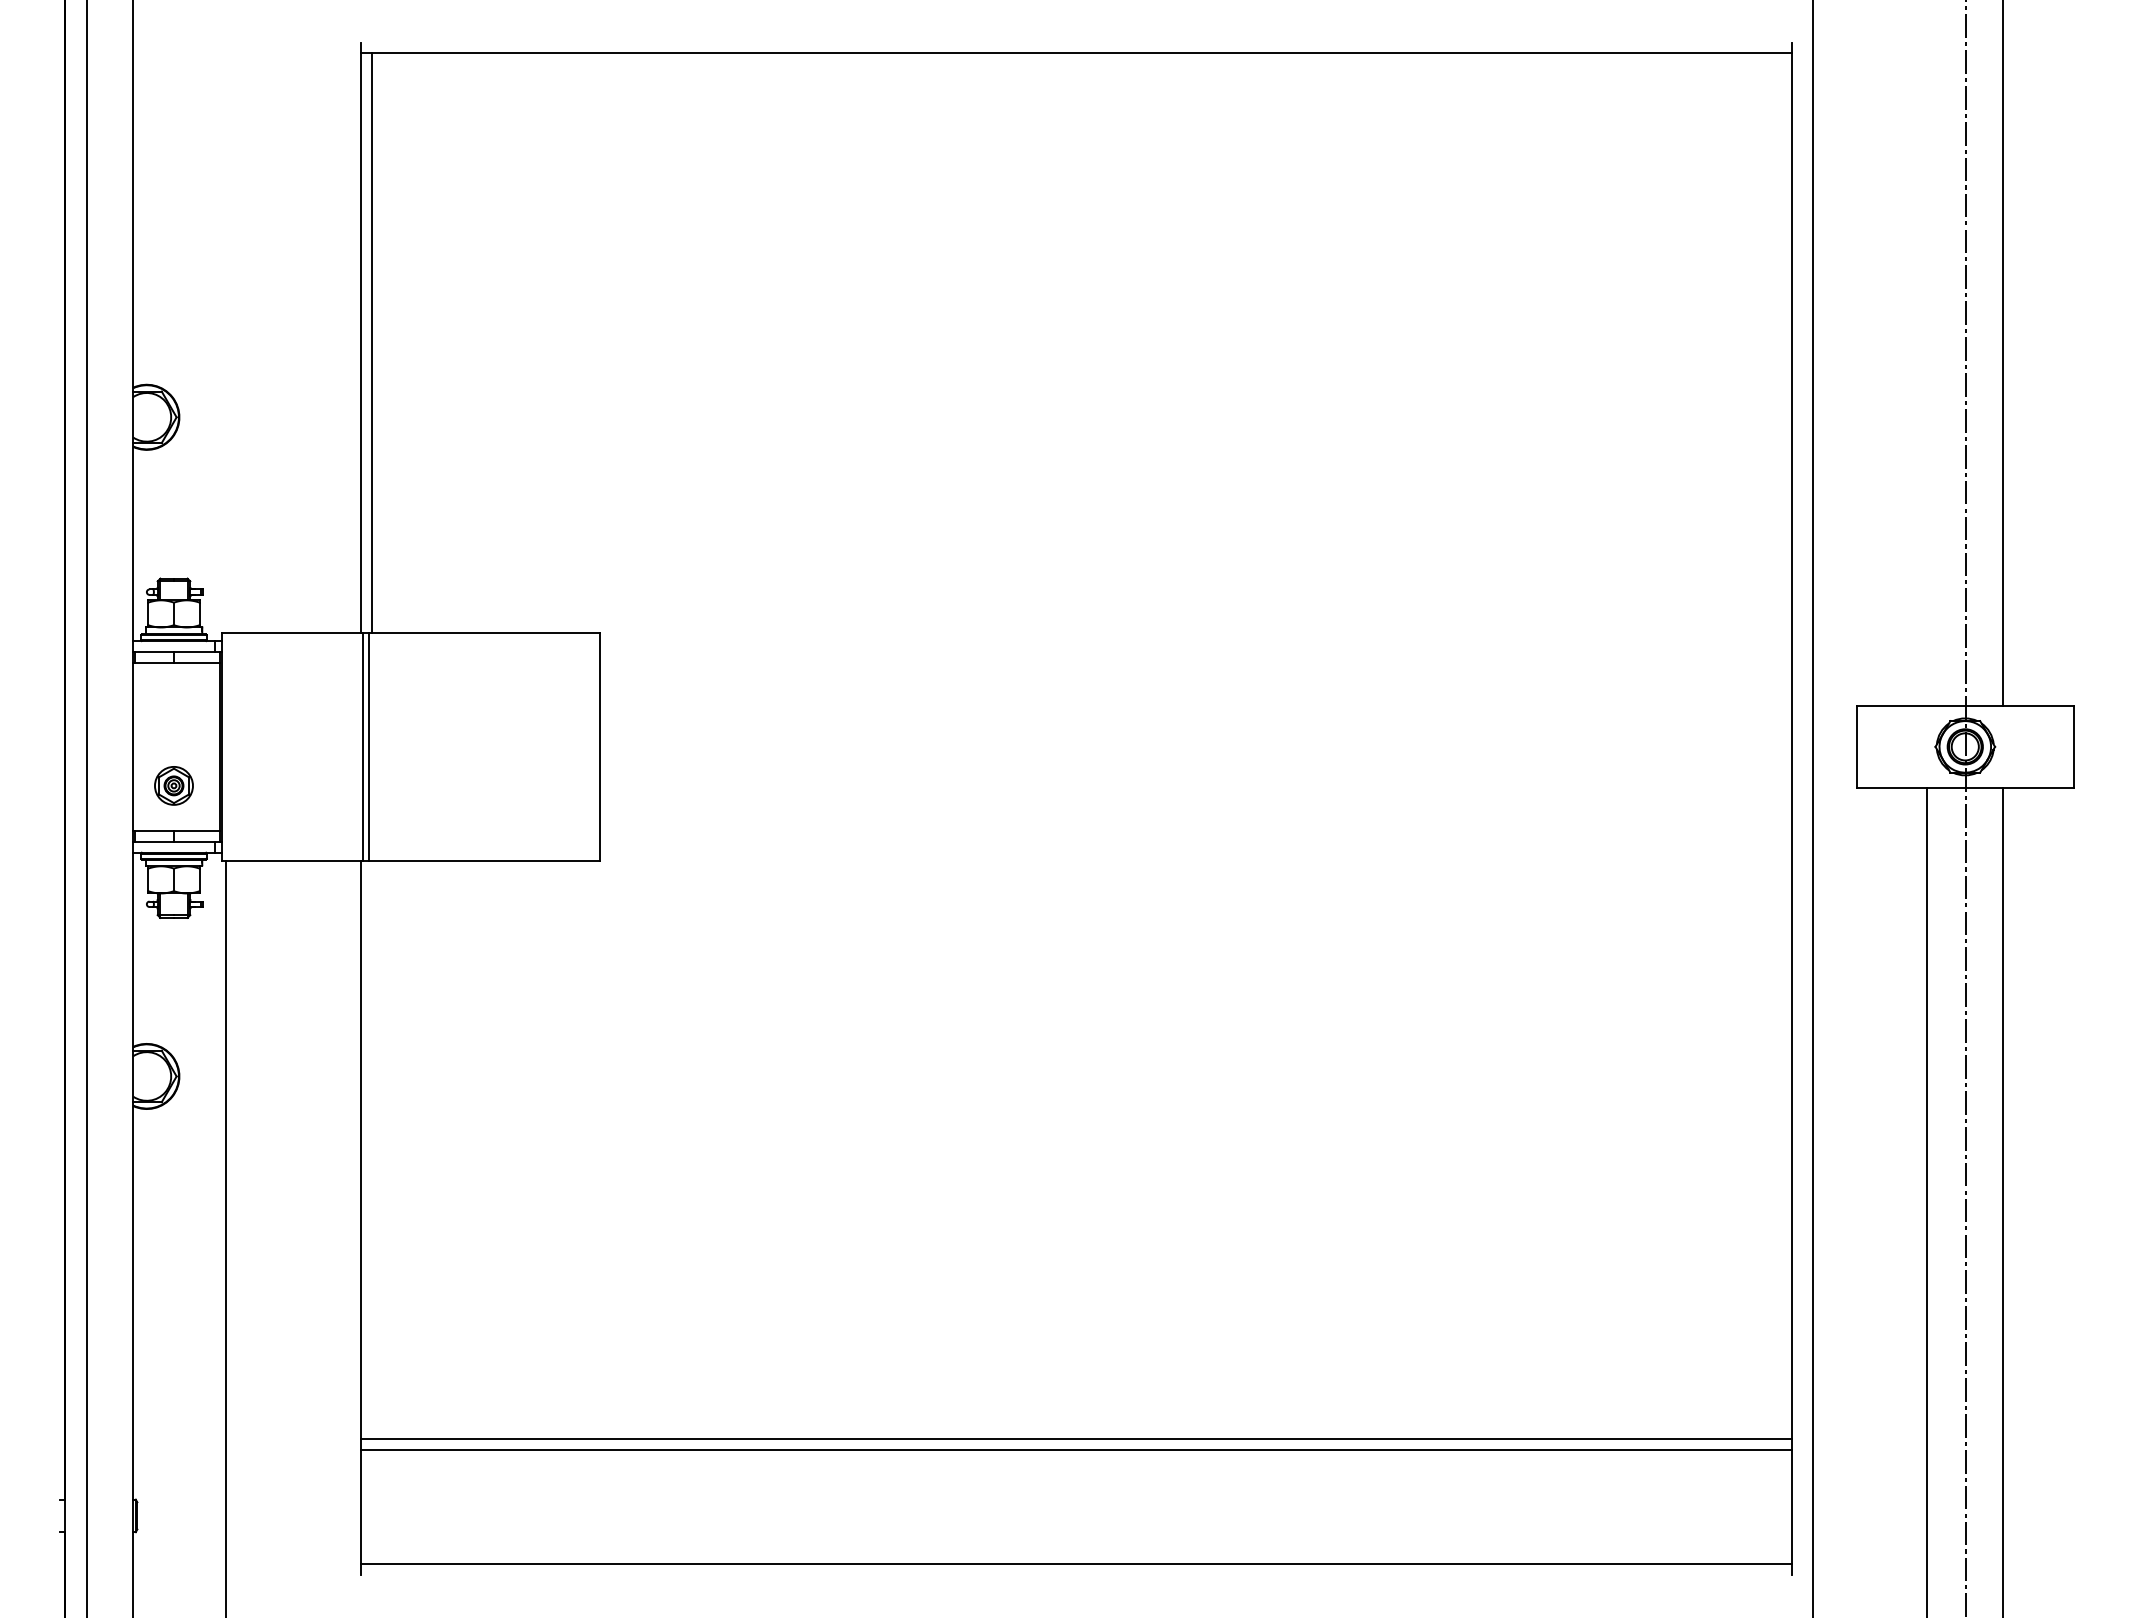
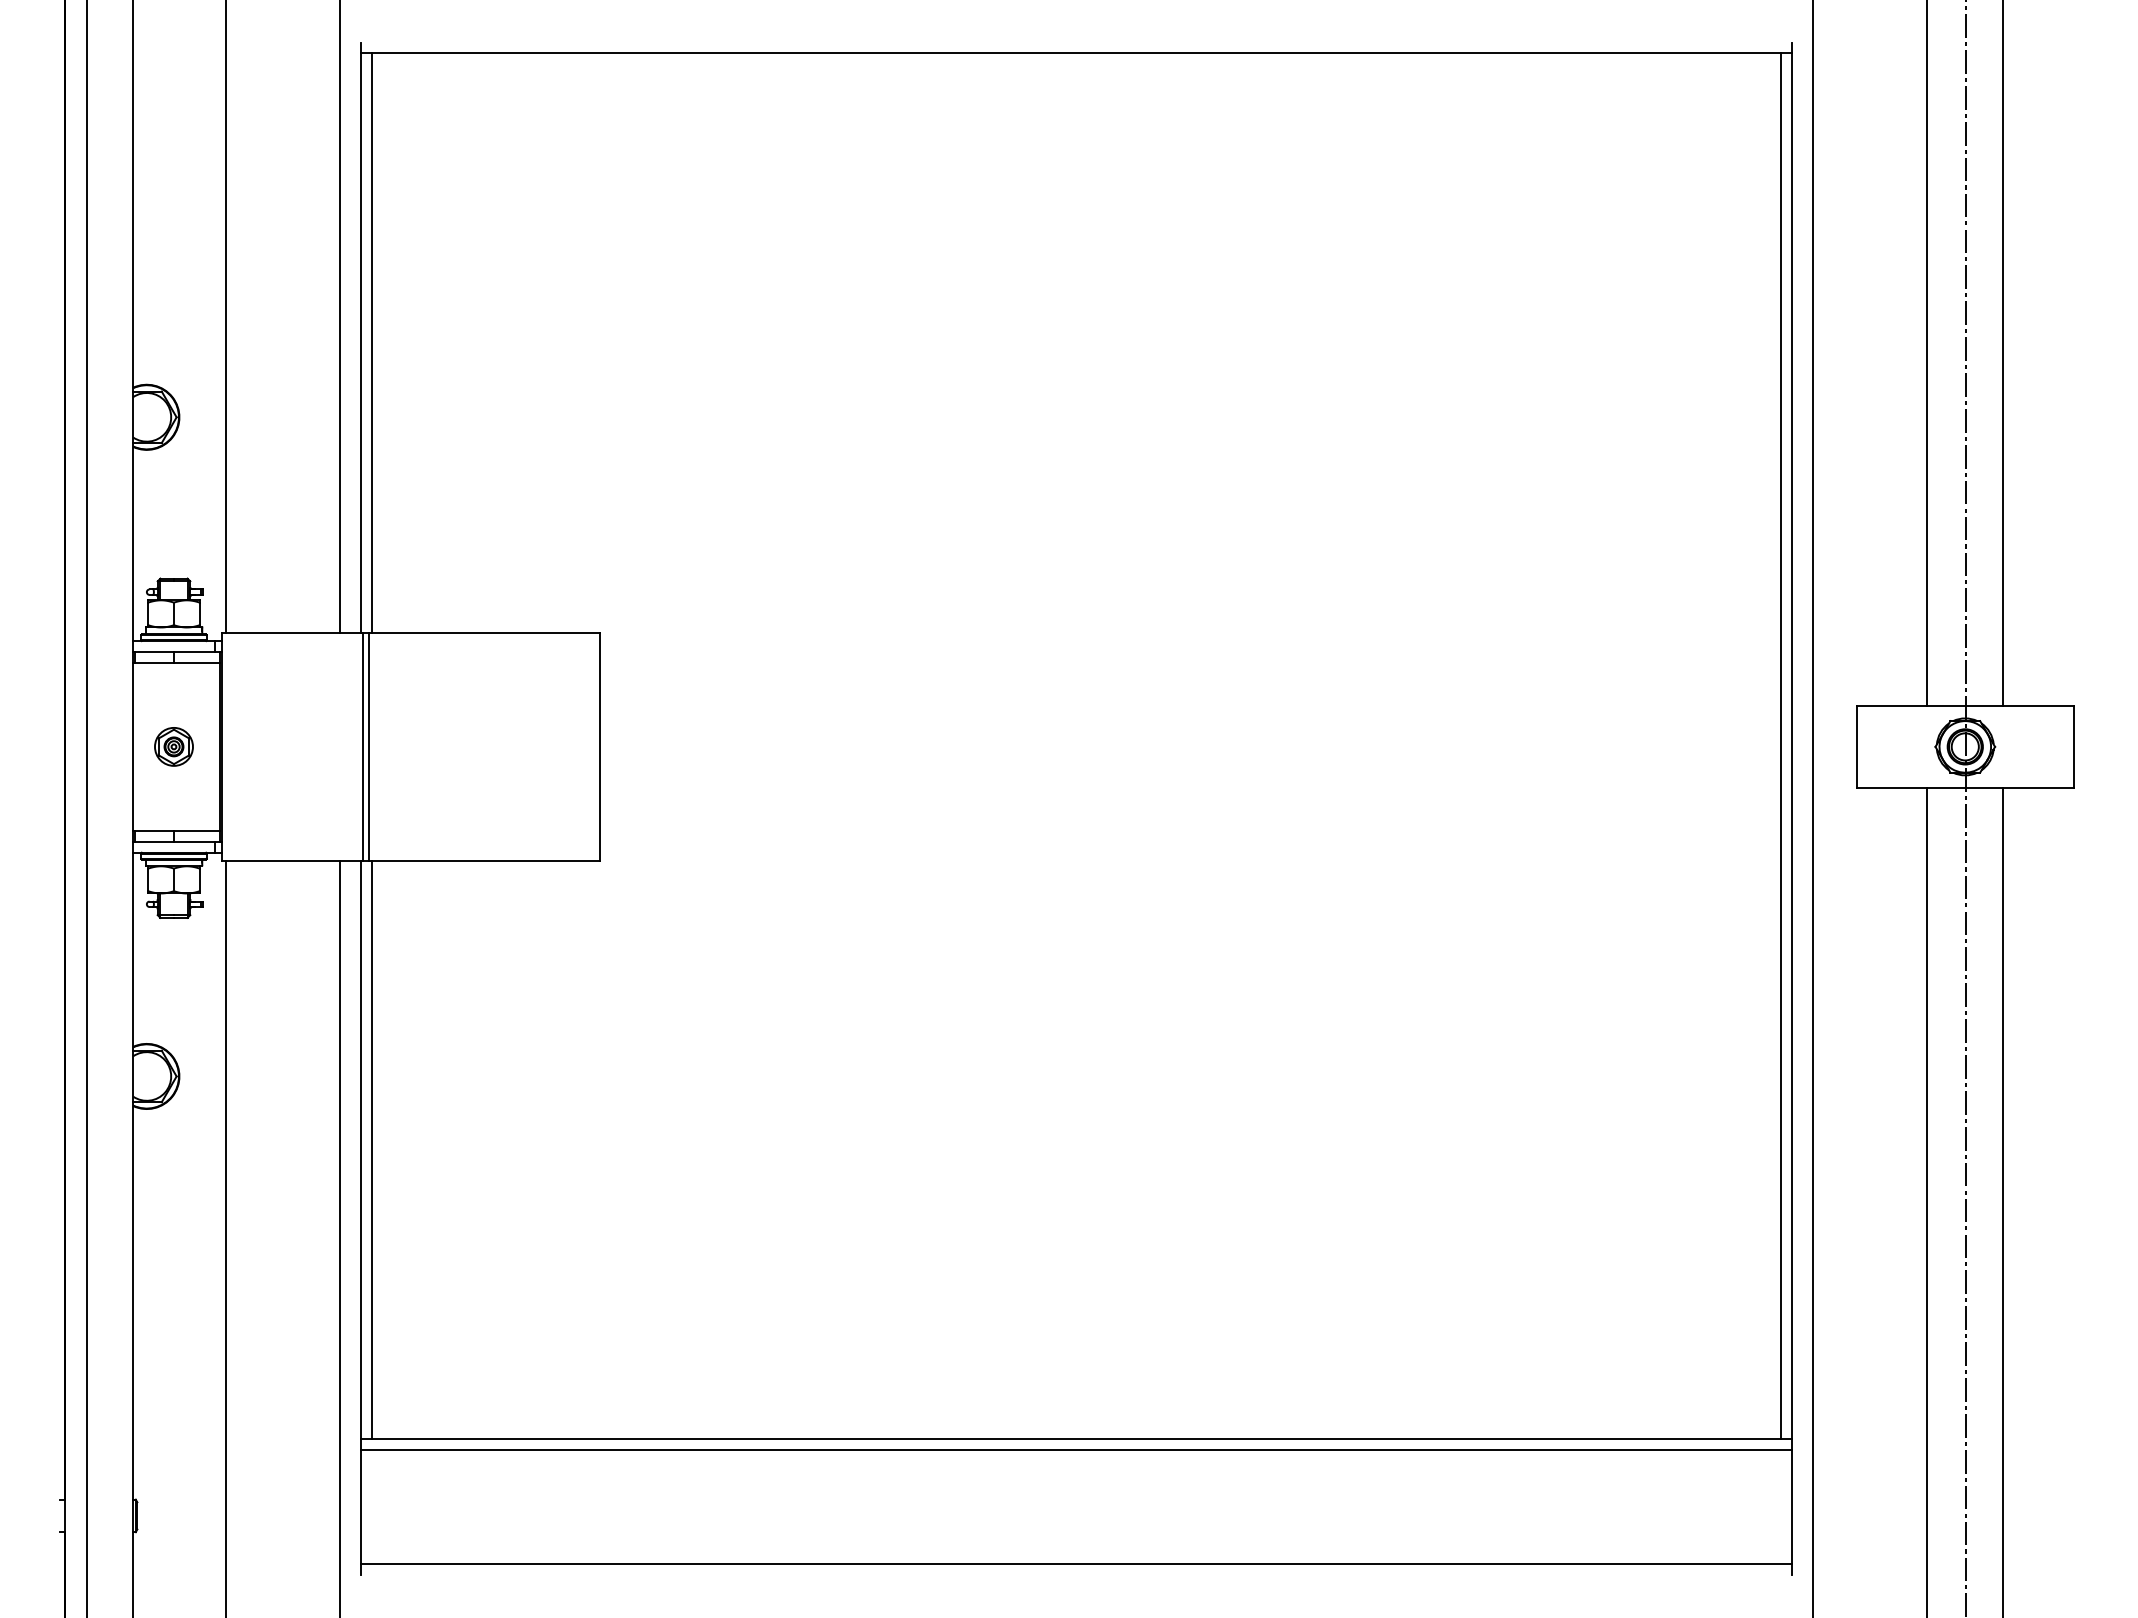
line: none -> present (225, 317)
line: none -> present (339, 317)
line: none -> present (1927, 354)
line: none -> present (1780, 745)
part position: (173, 785) -> (173, 746) (173, 746)
line: none -> present (372, 1149)
line: none -> present (339, 1237)
